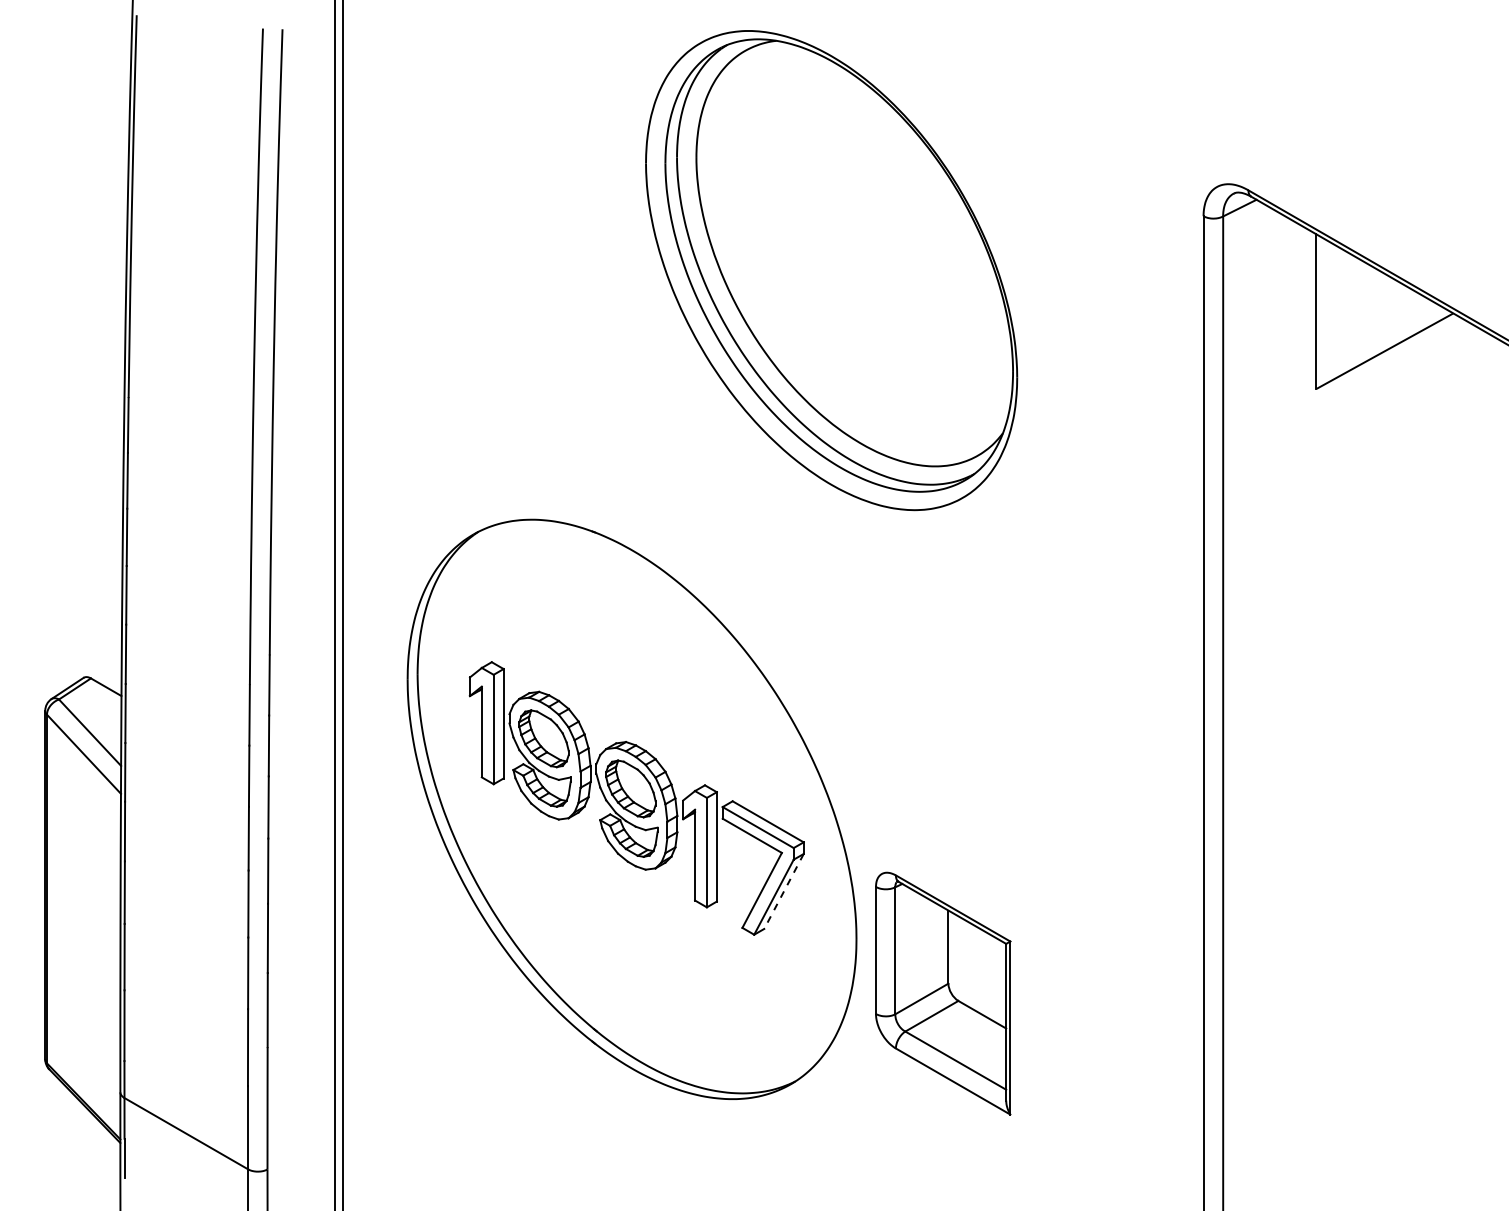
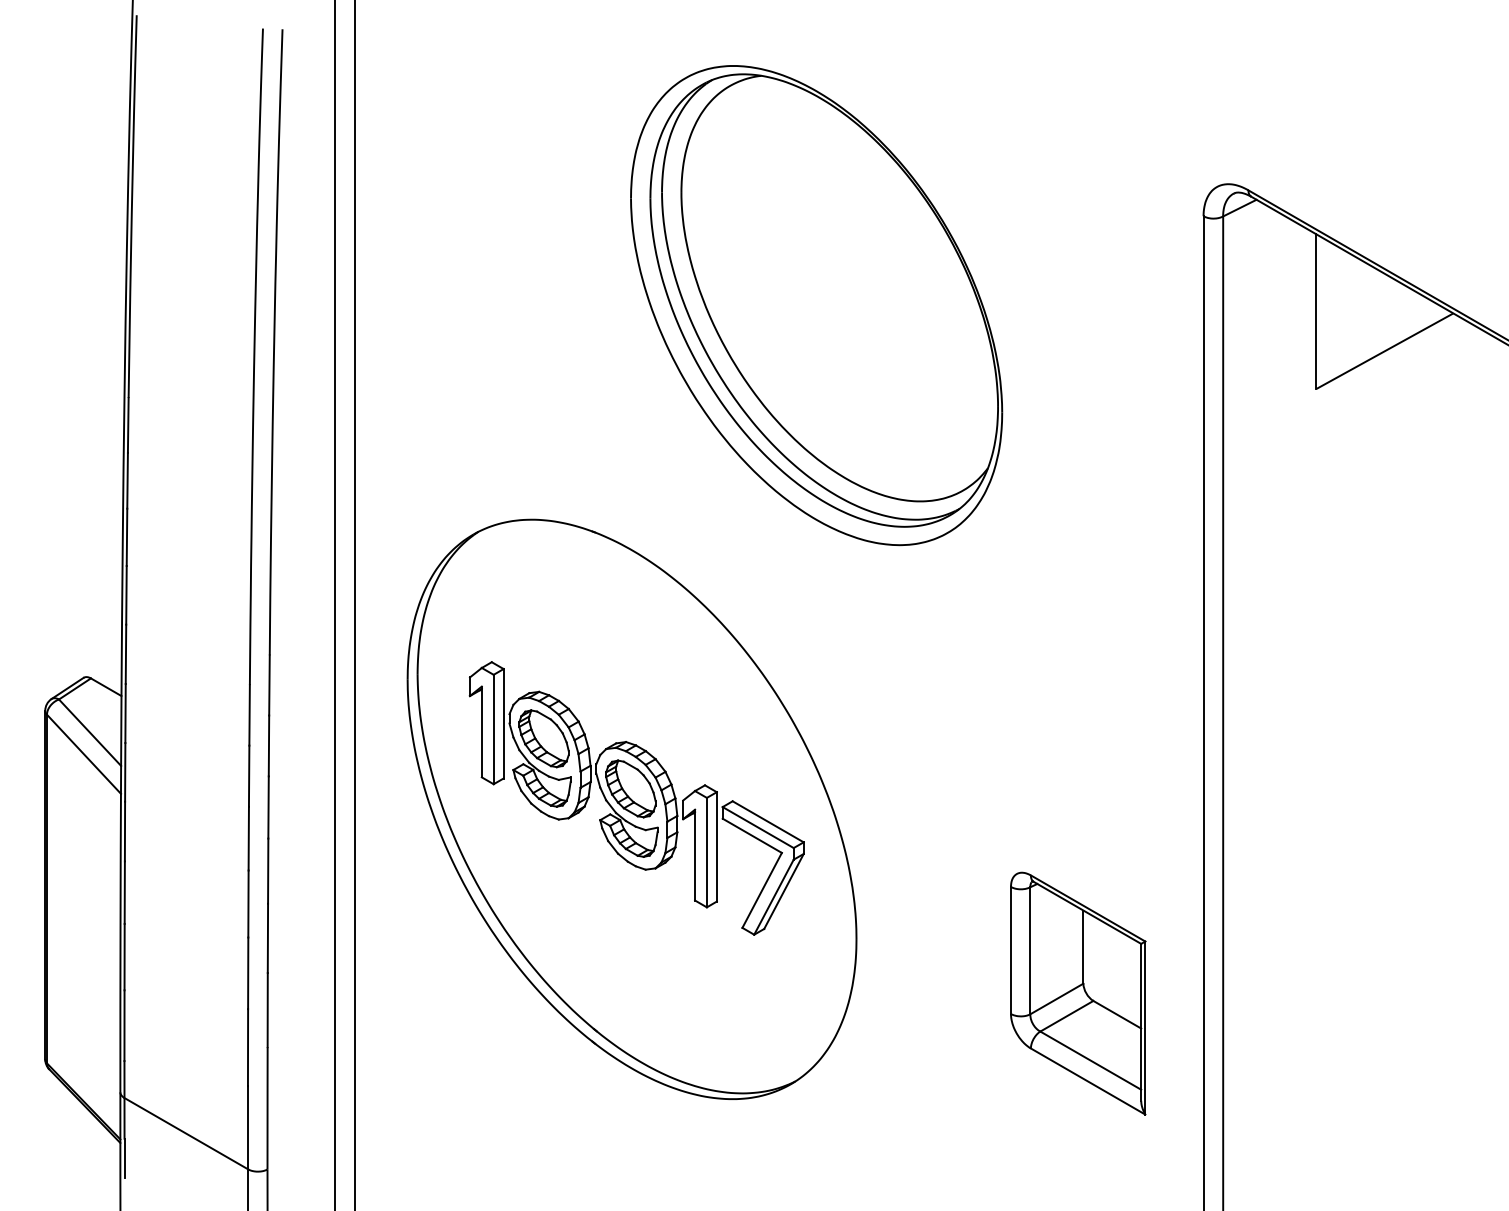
part position: (831, 270) -> (816, 305) (816, 305)
line position: (342, 604) -> (354, 604) (354, 604)
line: dashed -> solid (783, 891)
part position: (943, 993) -> (1078, 993) (1078, 993)
